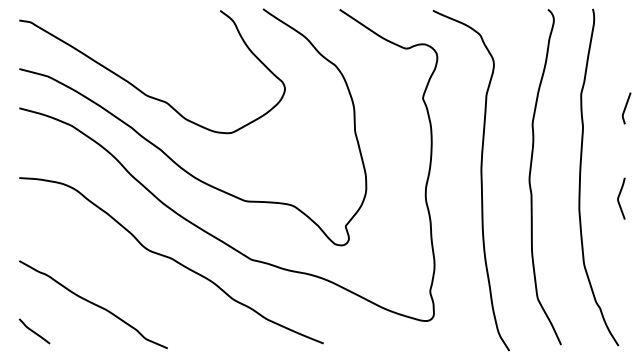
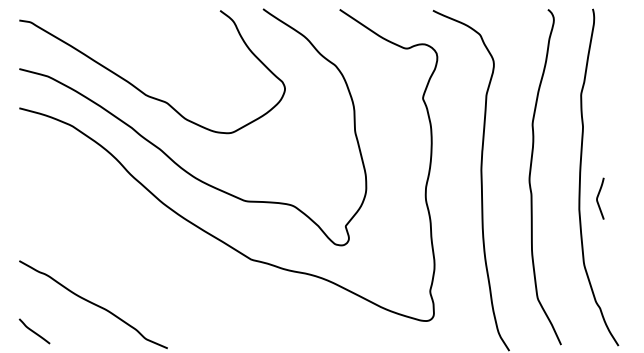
curve: present -> none (626, 108)
curve position: (619, 197) -> (598, 197) (598, 197)
curve: present -> none (171, 259)
